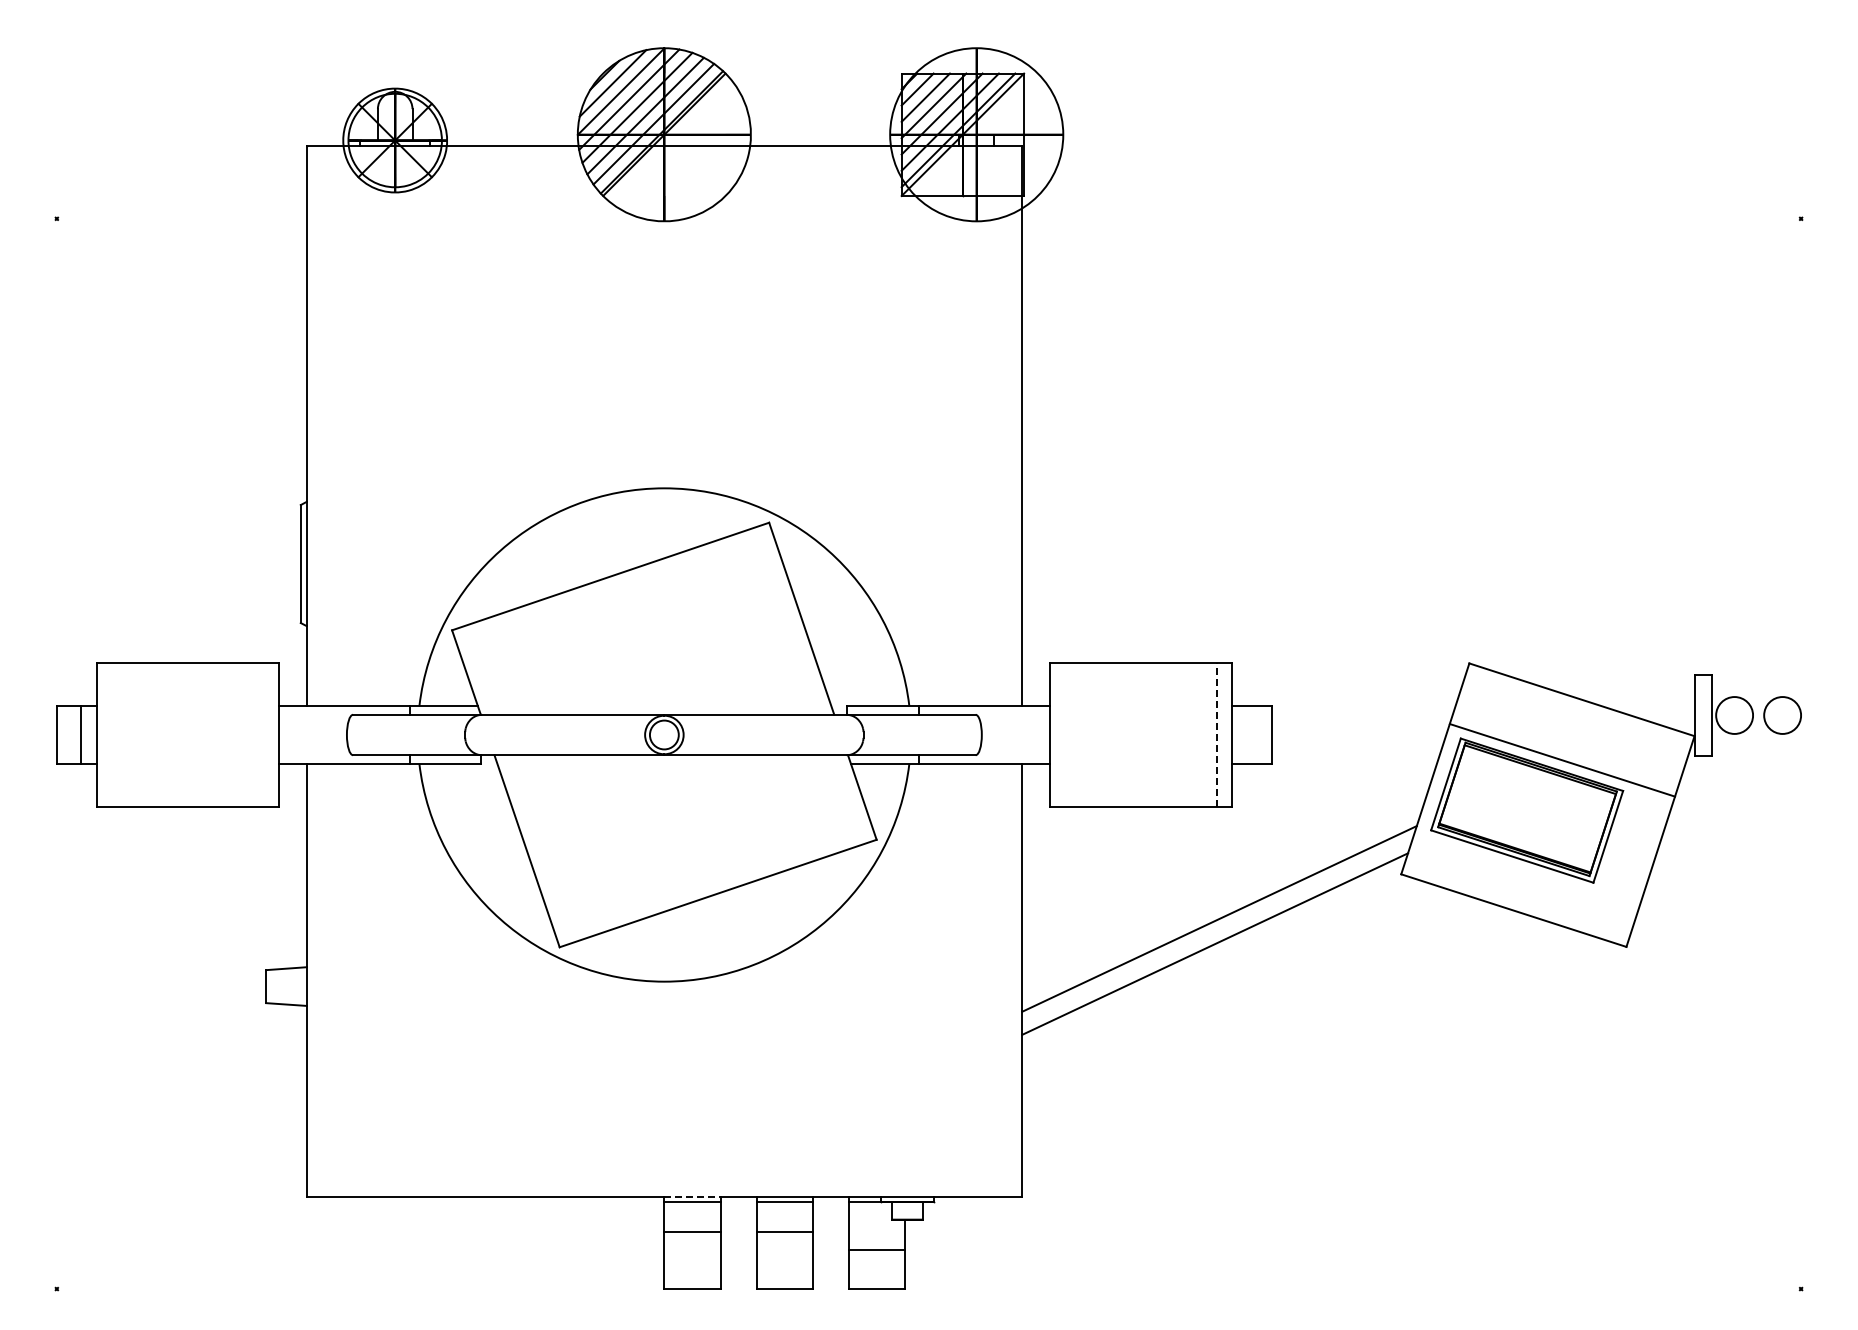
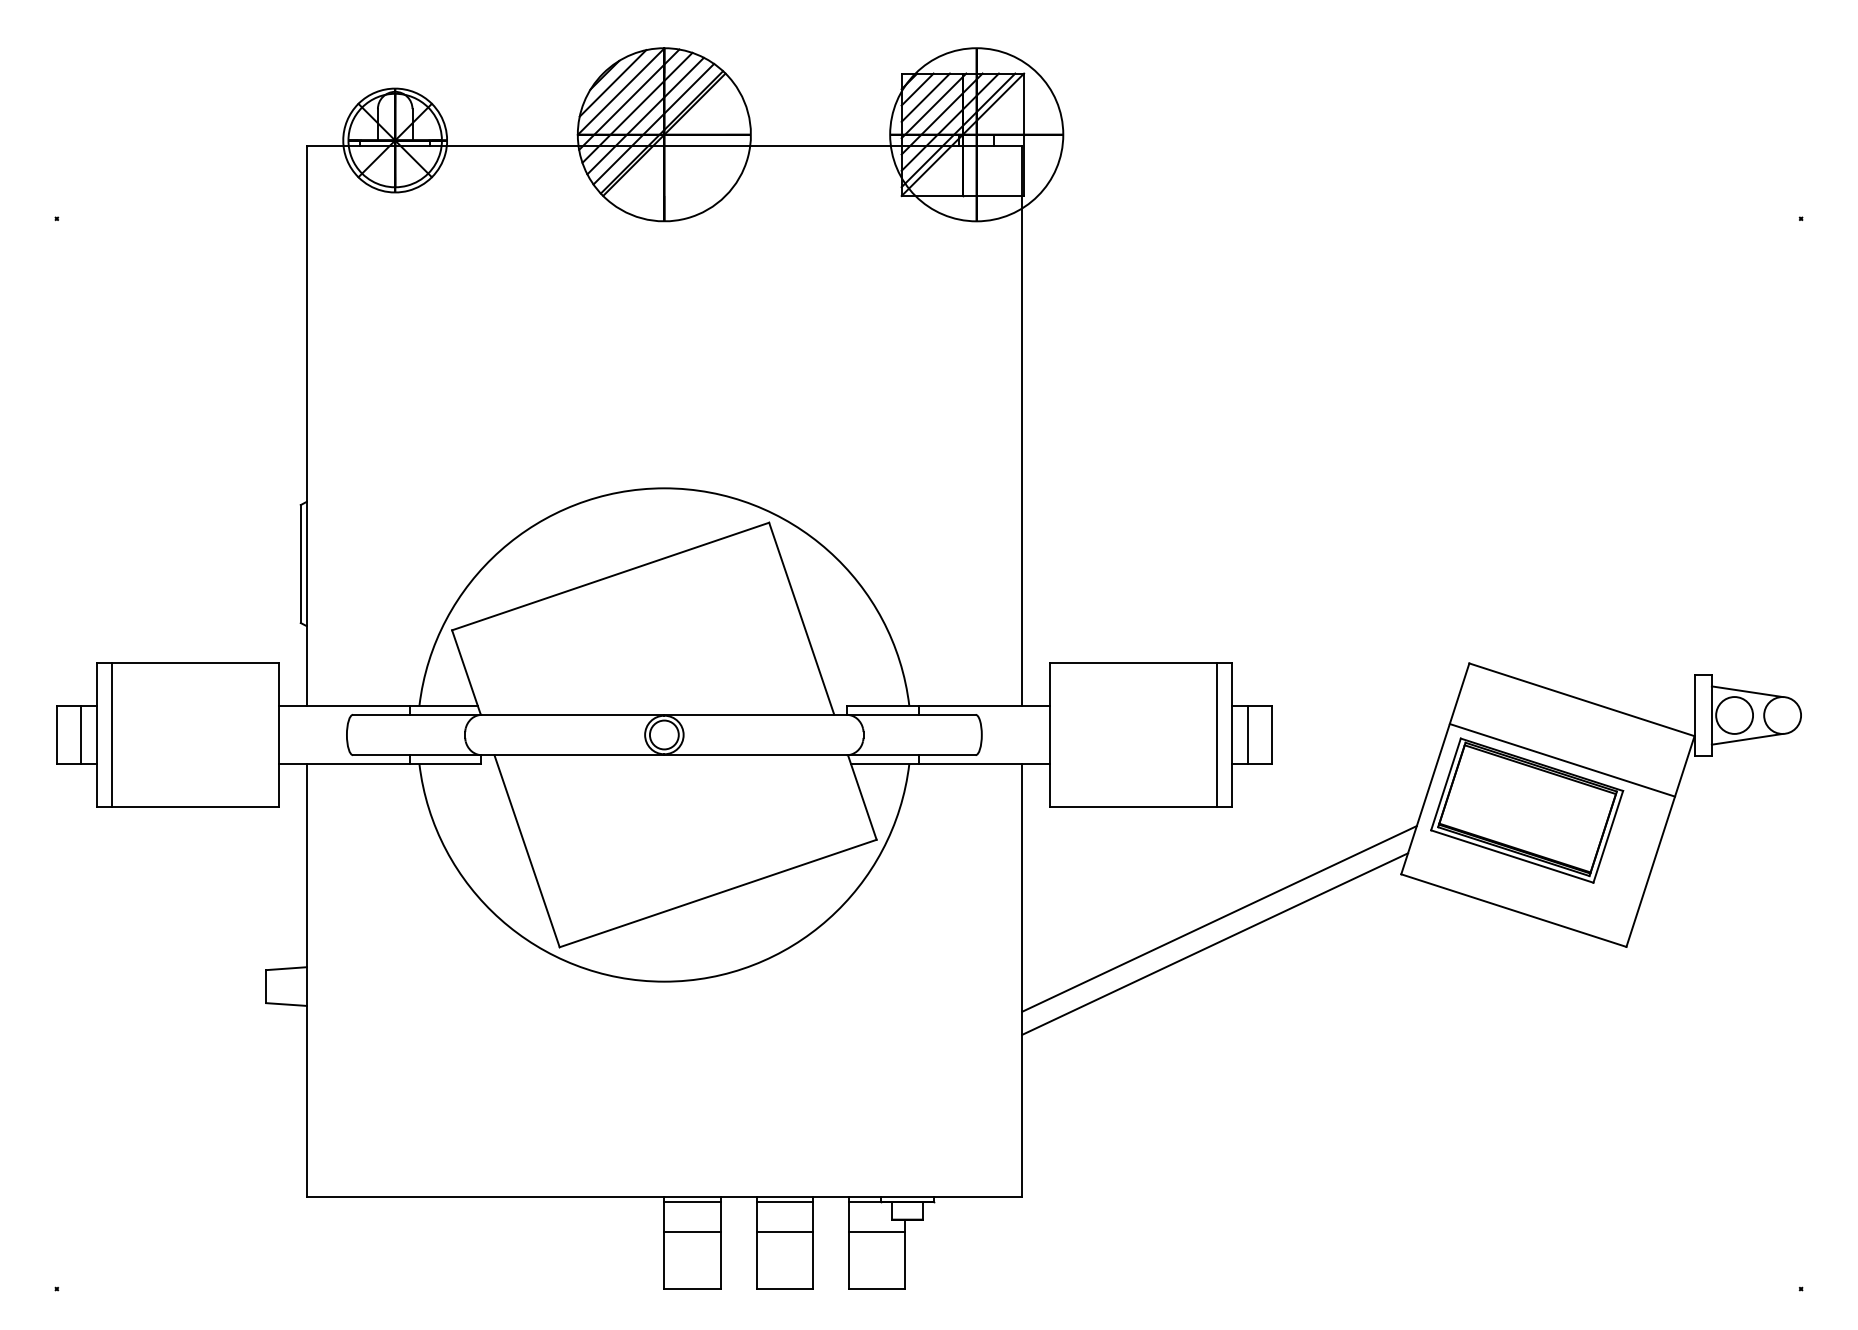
line: none -> present (1746, 691)
line: none -> present (111, 734)
line: dashed -> solid (1216, 734)
line: none -> present (1247, 734)
line: none -> present (1746, 738)
line: dashed -> solid (693, 1196)
line position: (876, 1249) -> (876, 1231) (876, 1231)
